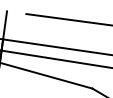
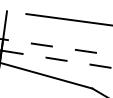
line: solid -> dashed (57, 47)
line: solid -> dashed (57, 59)
